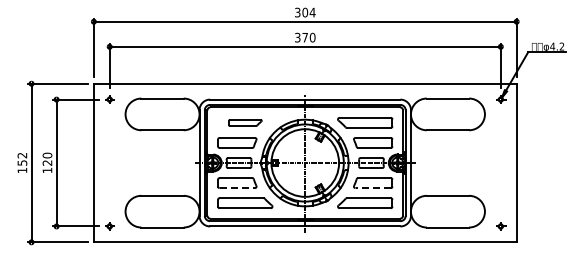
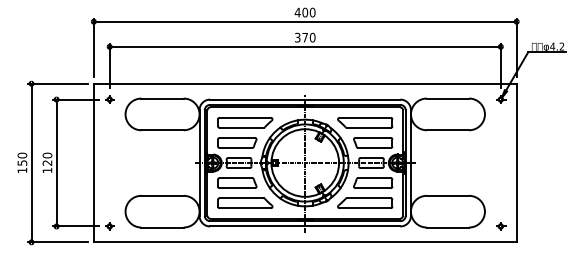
text: 304 -> 400 (304, 12)
part size: 35x8 px -> 57x12 px (245, 122)
text: 152 -> 150 (22, 155)
line: dashed -> solid (237, 188)
line: dashed -> solid (373, 188)
